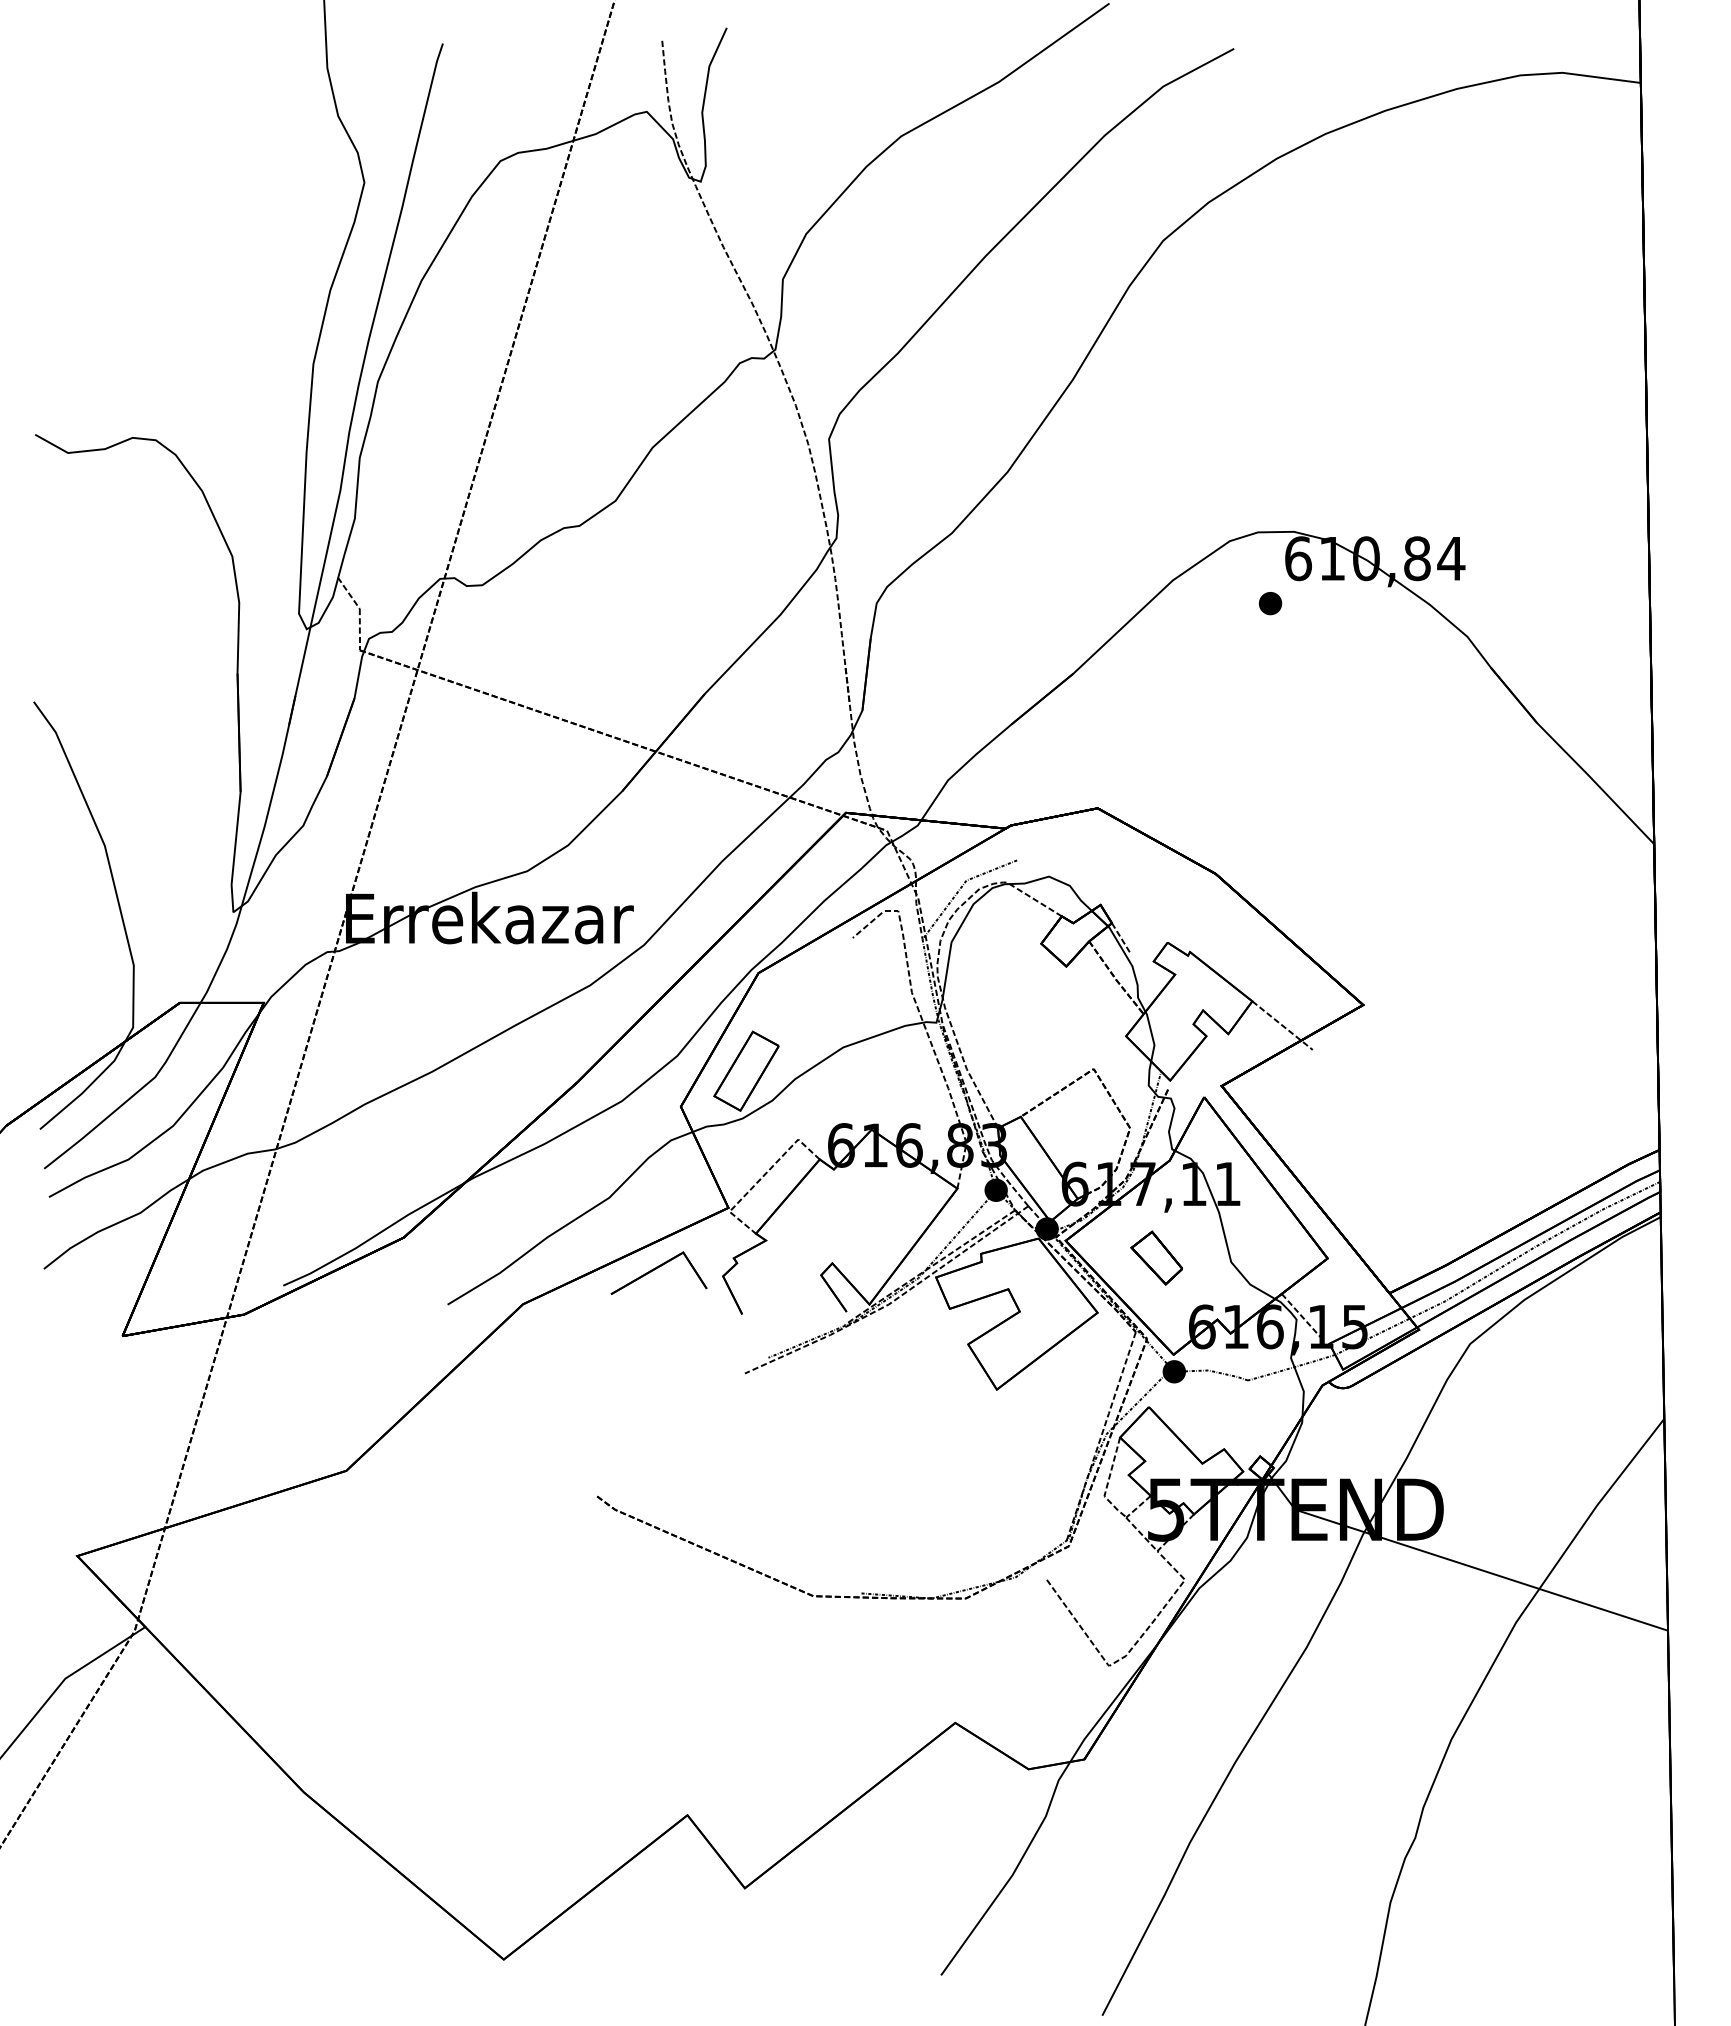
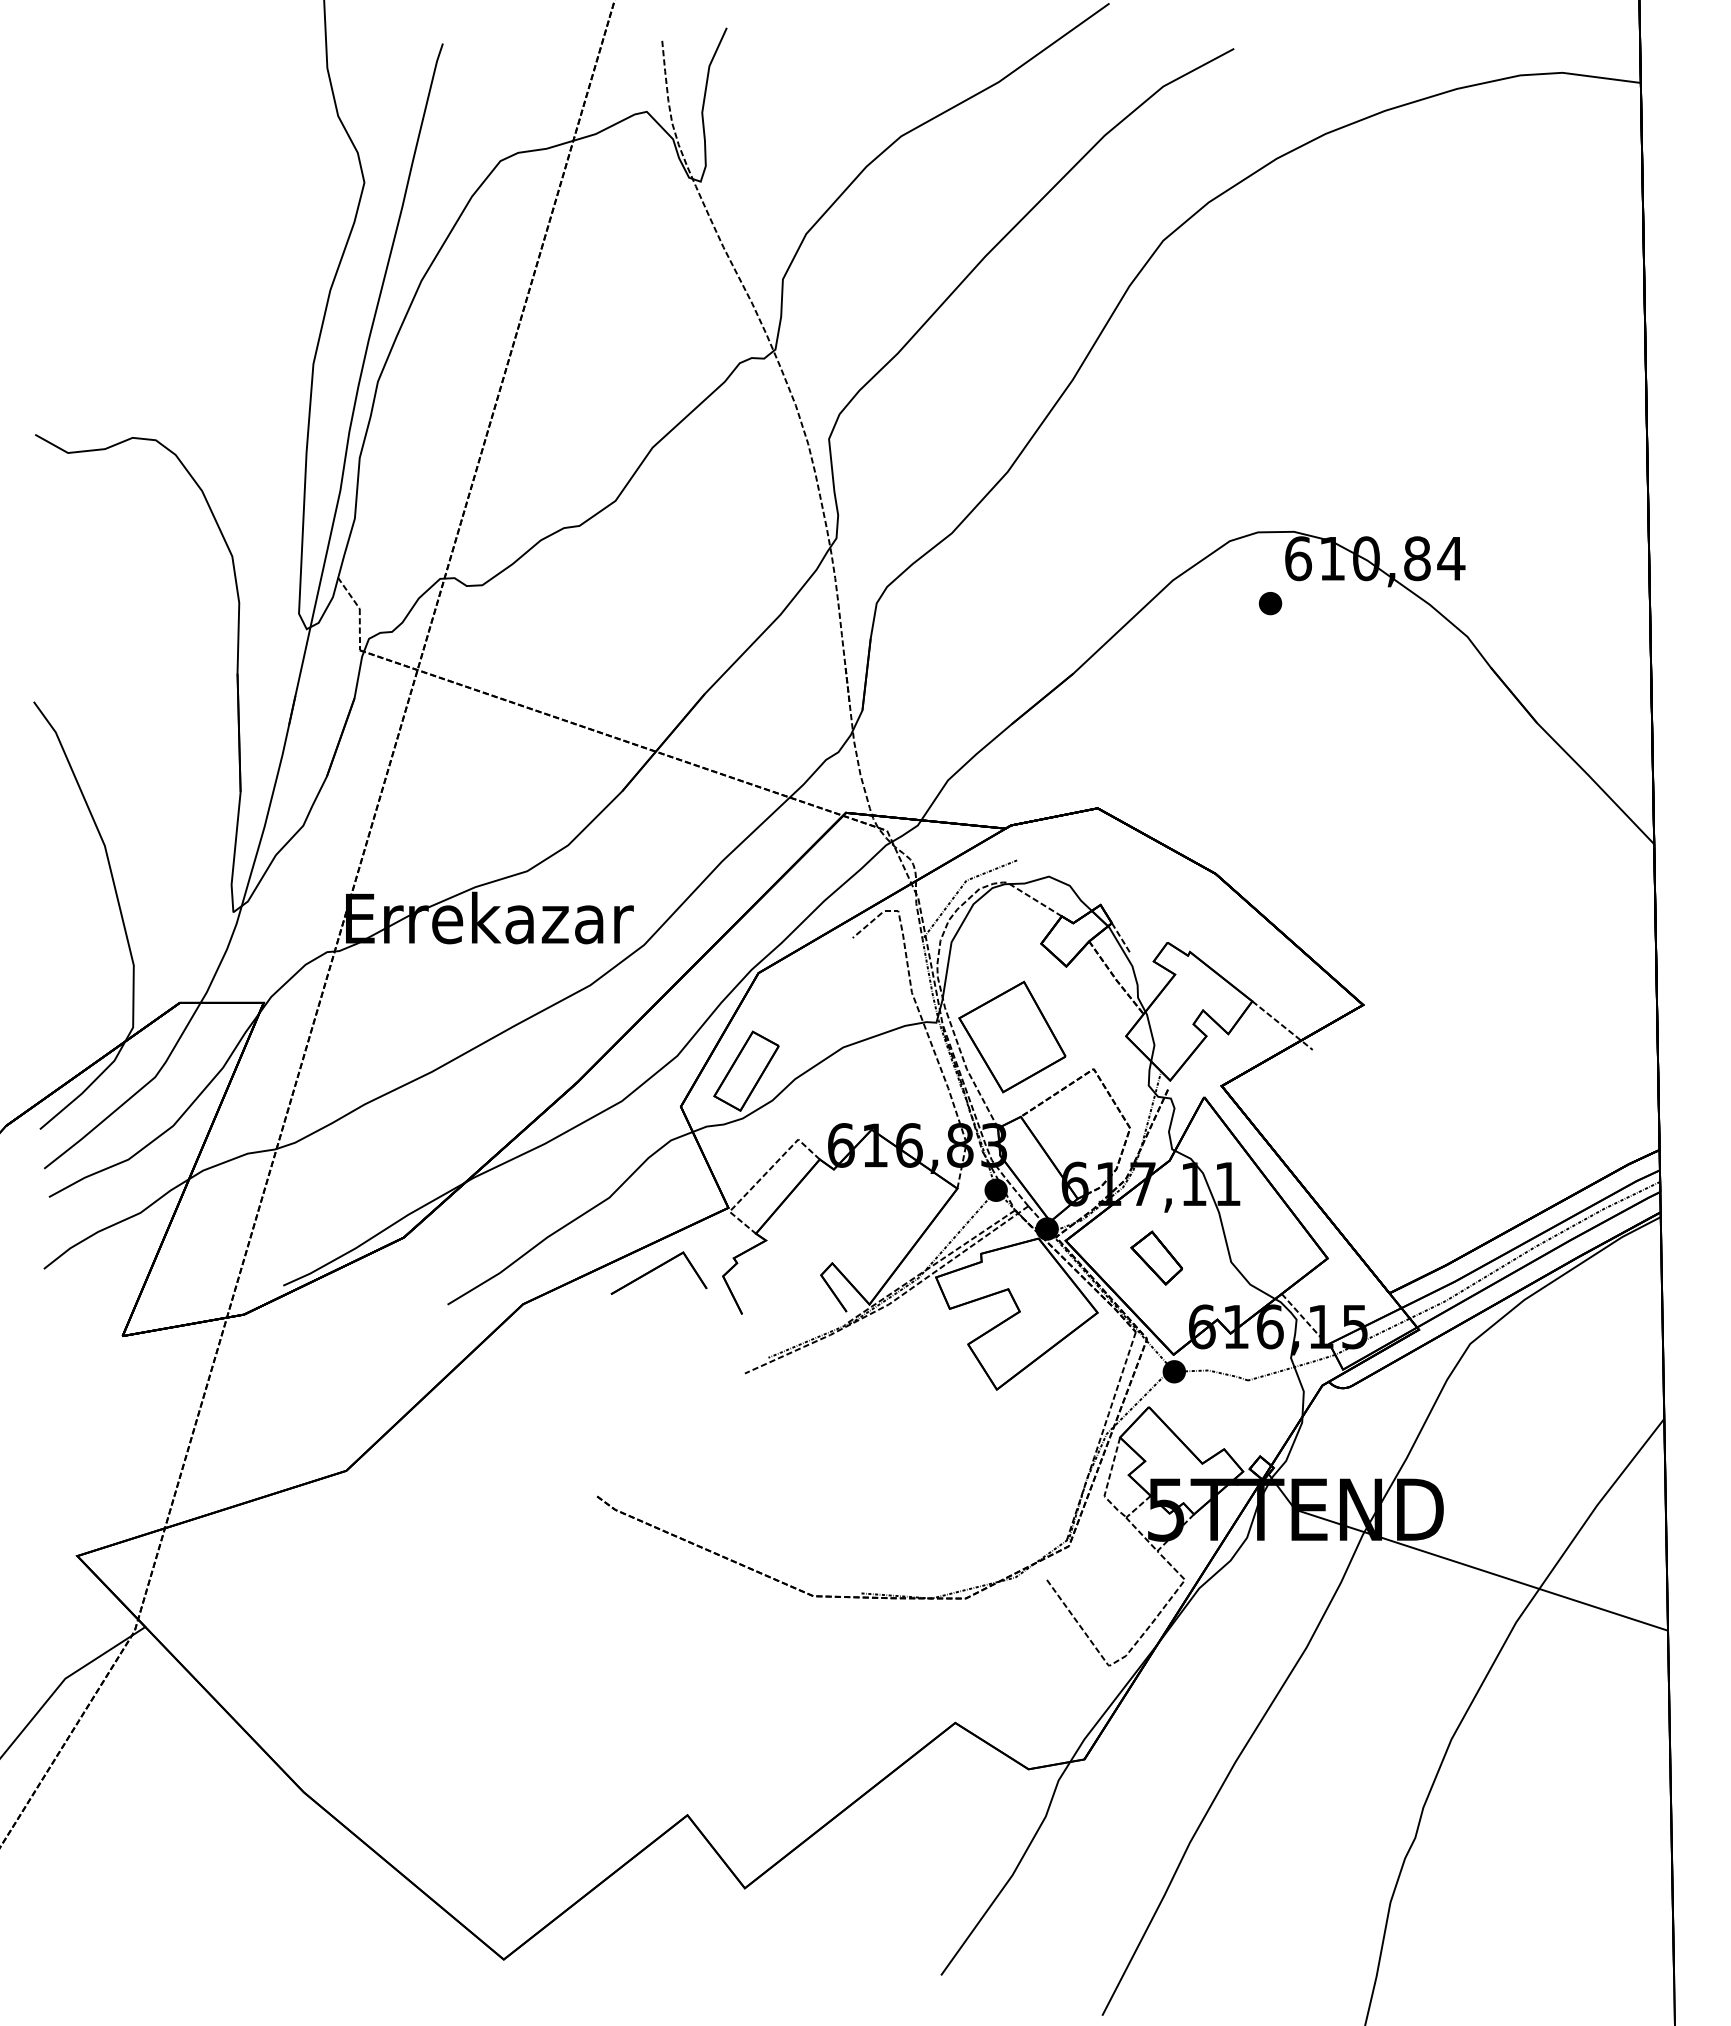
part: none -> present (1012, 1036)
